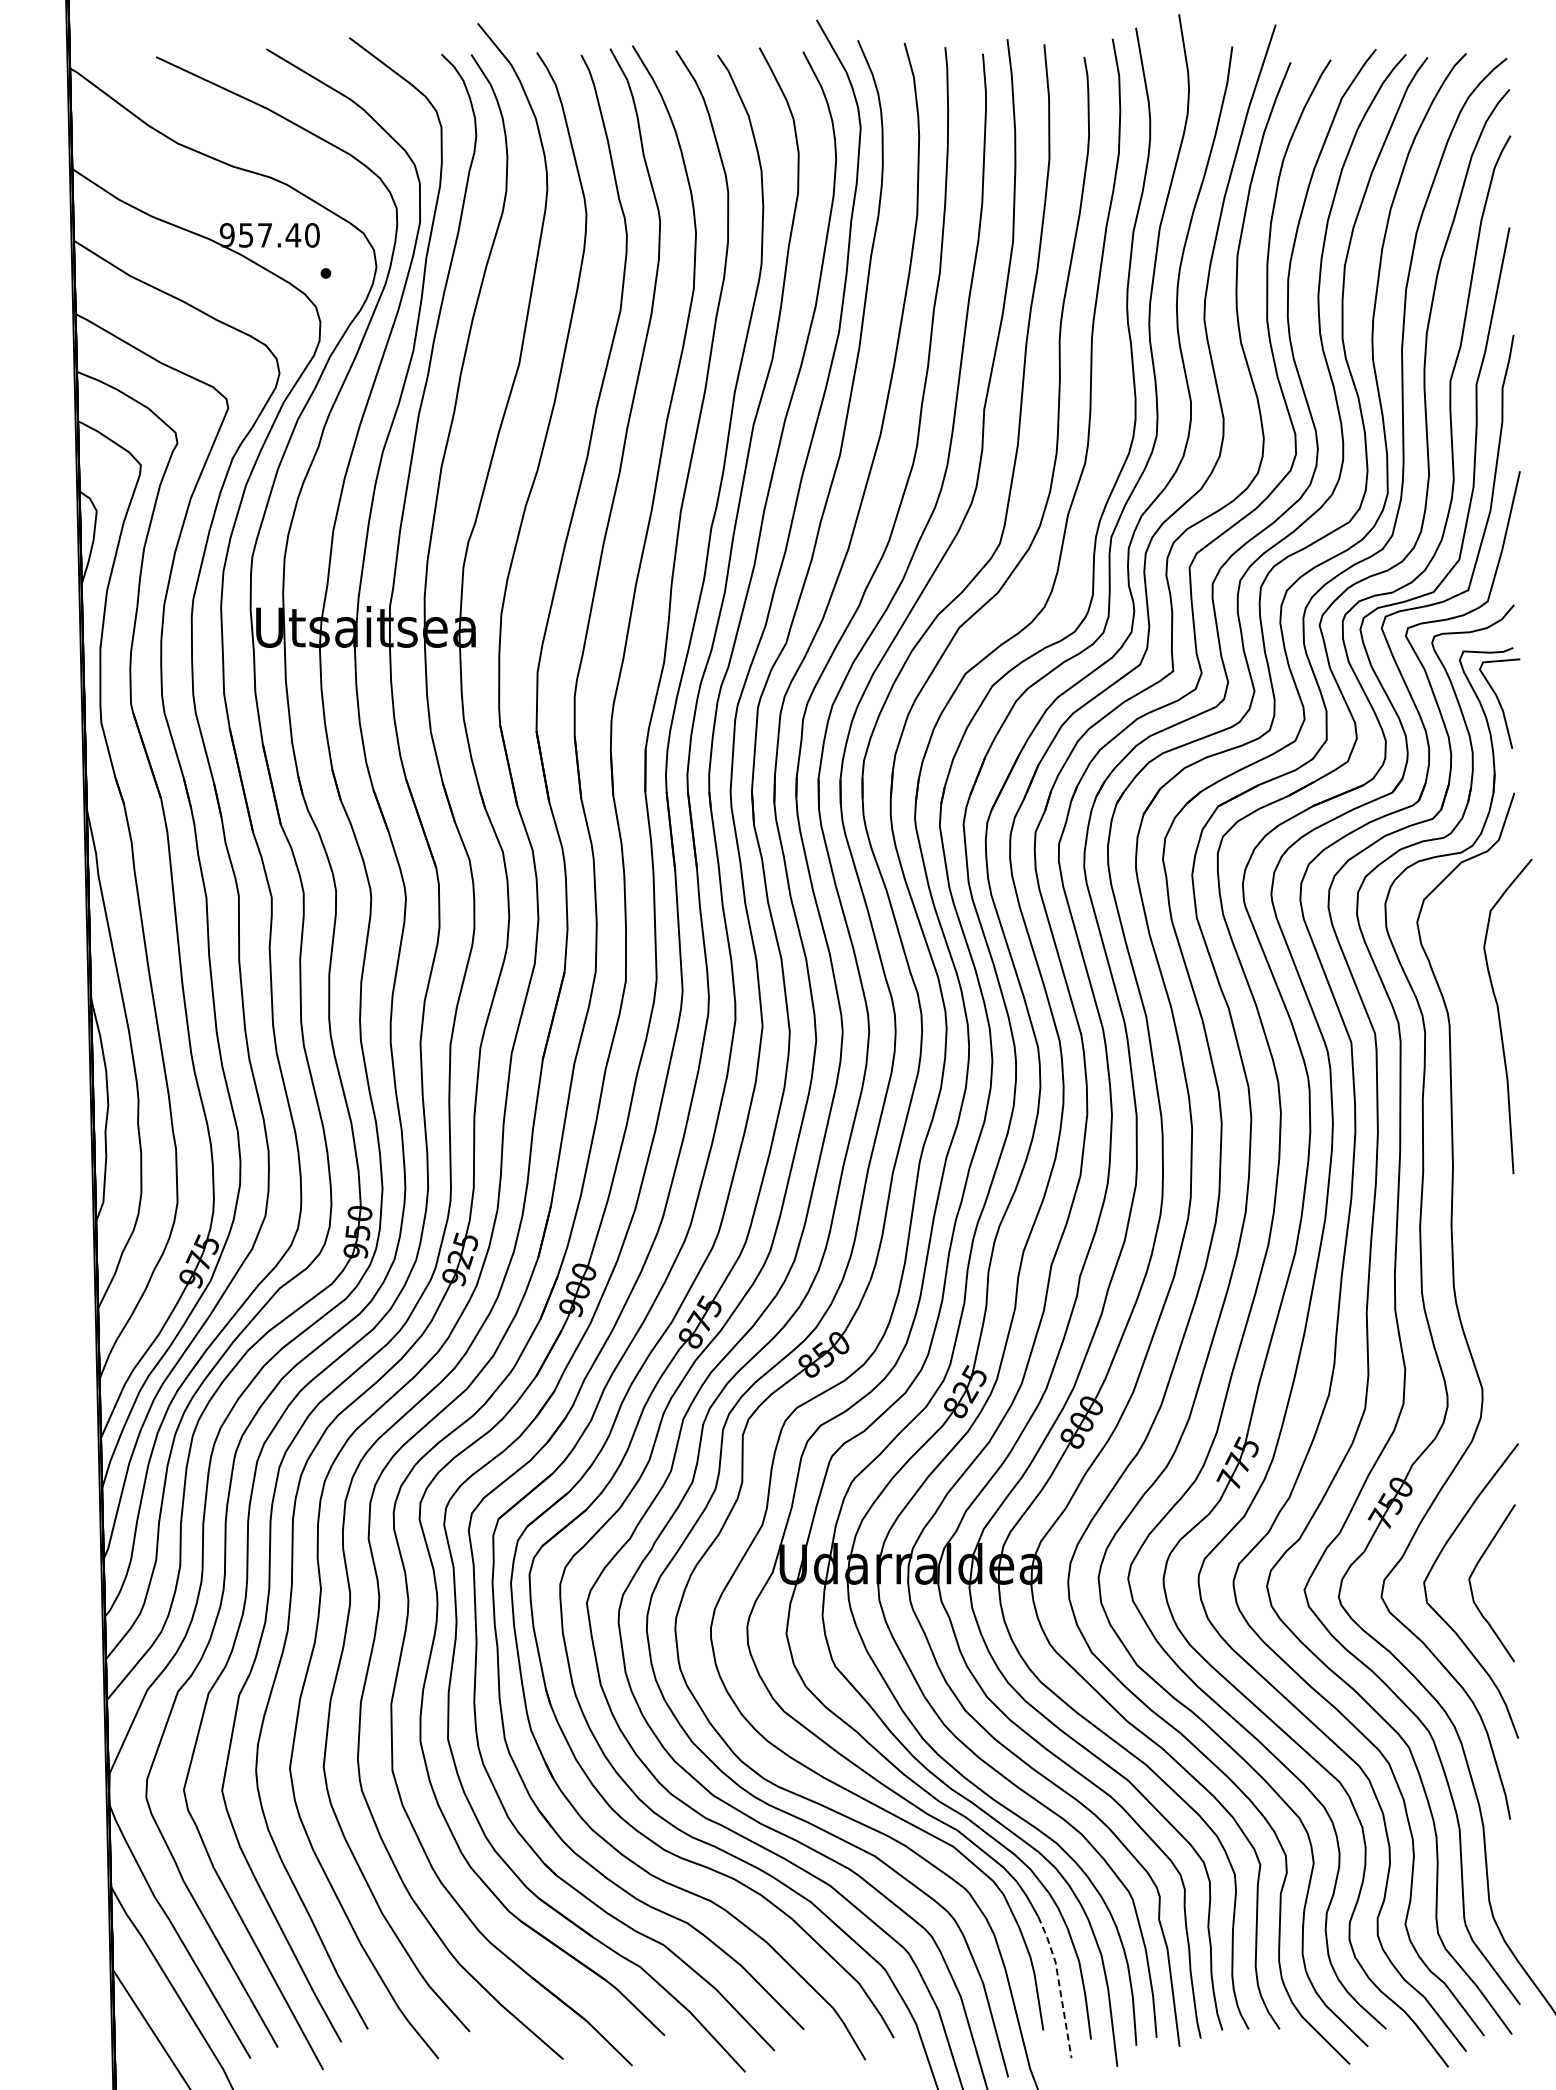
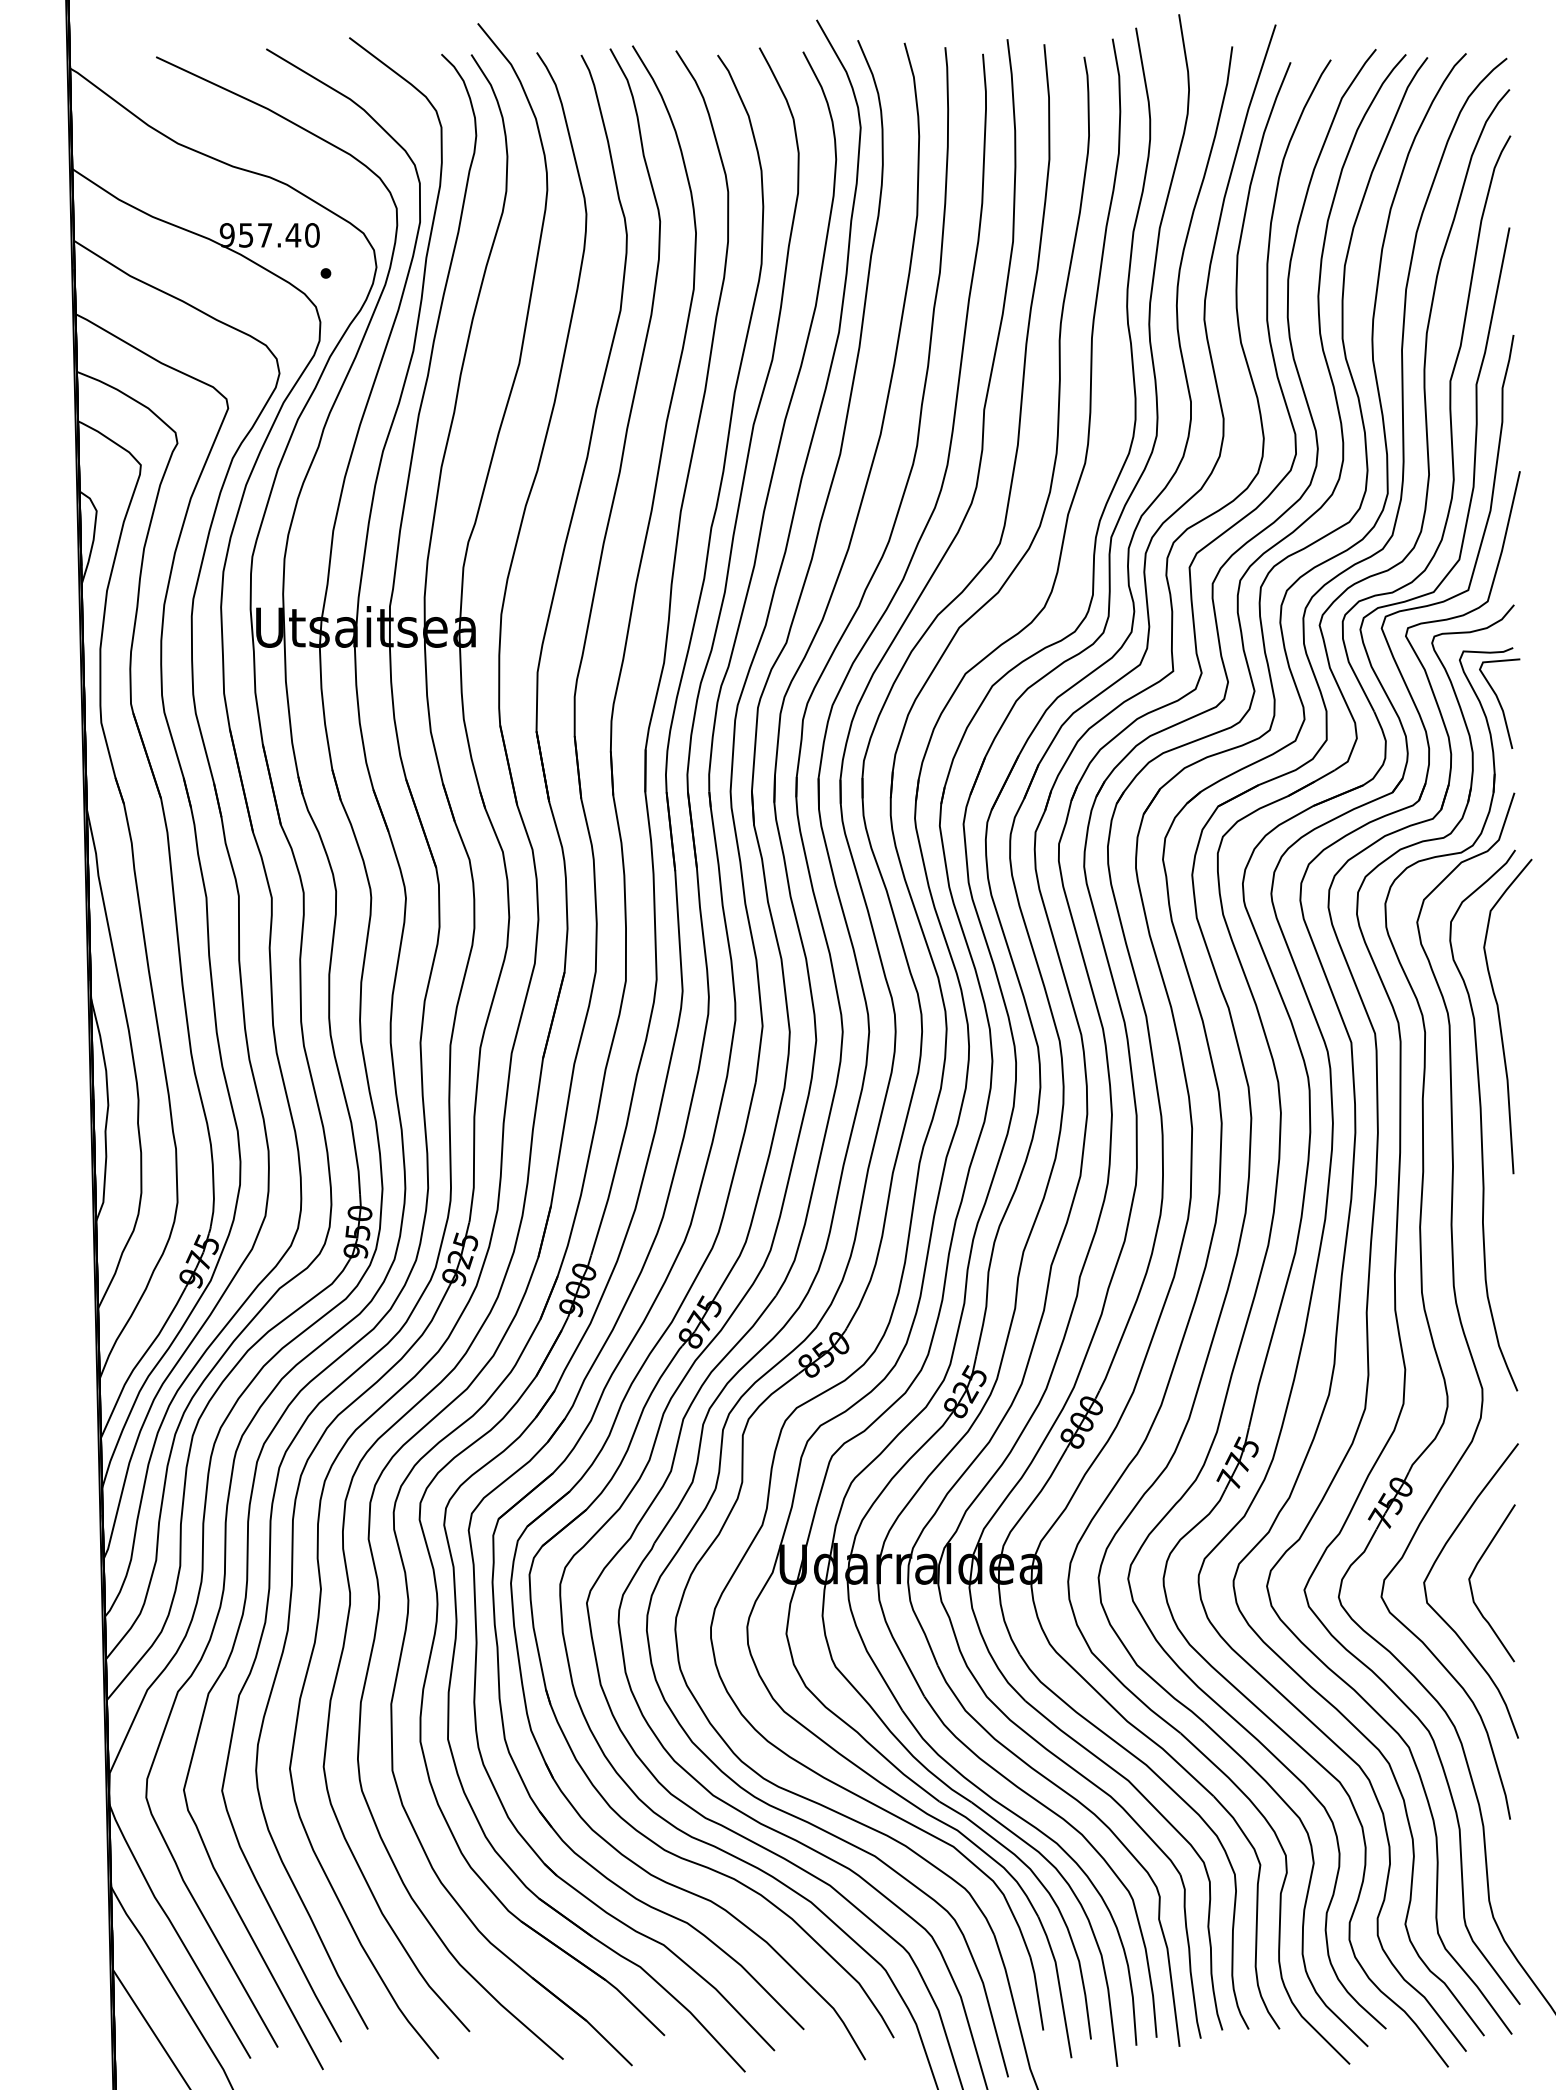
curve: none -> present (1481, 1120)
line: dashed -> solid (1059, 1985)
